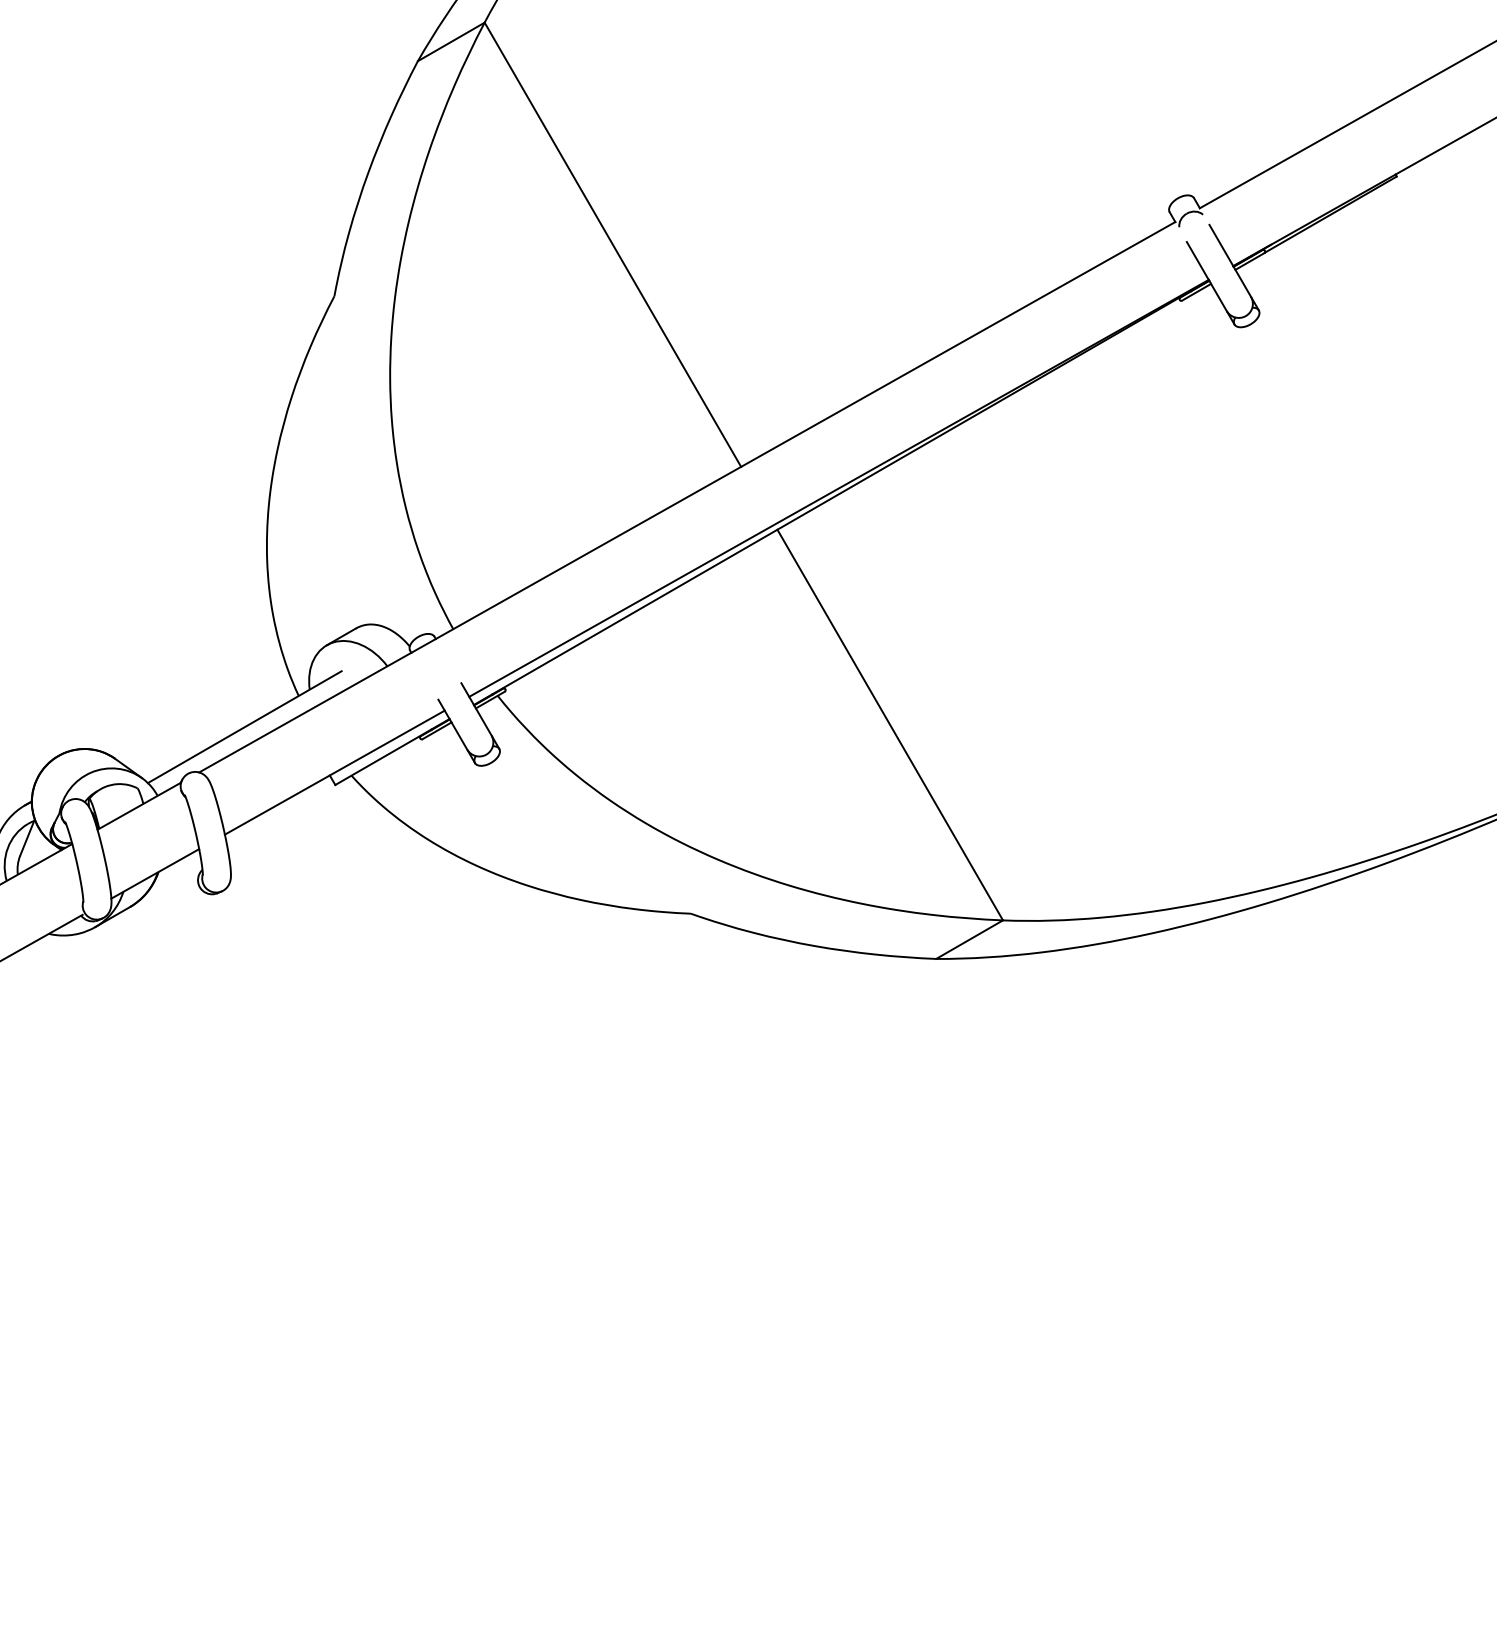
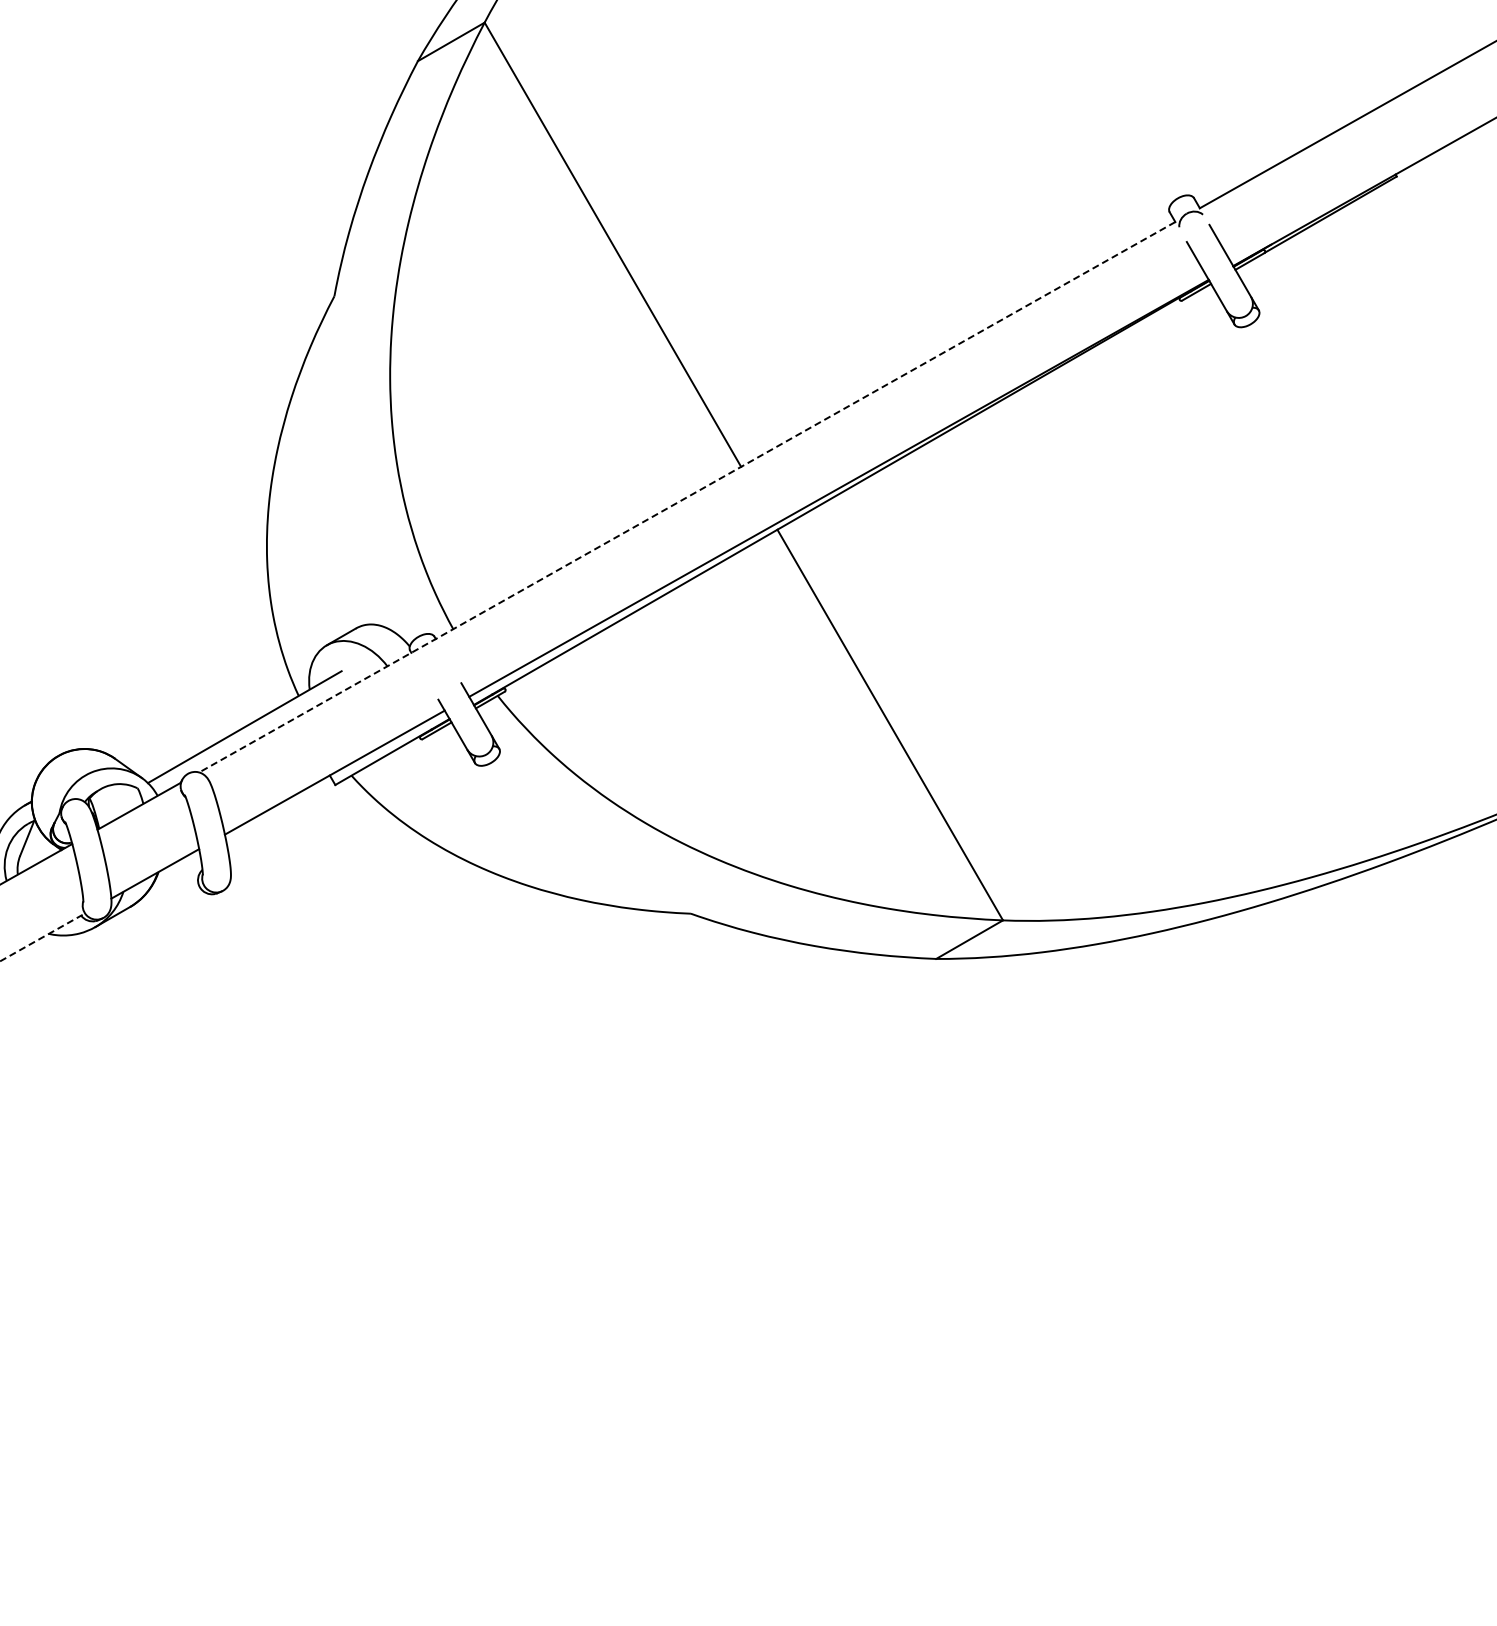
line: solid -> dashed (686, 497)
line: solid -> dashed (41, 937)
